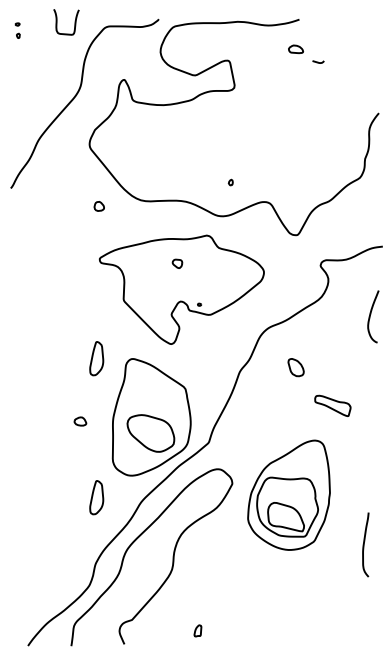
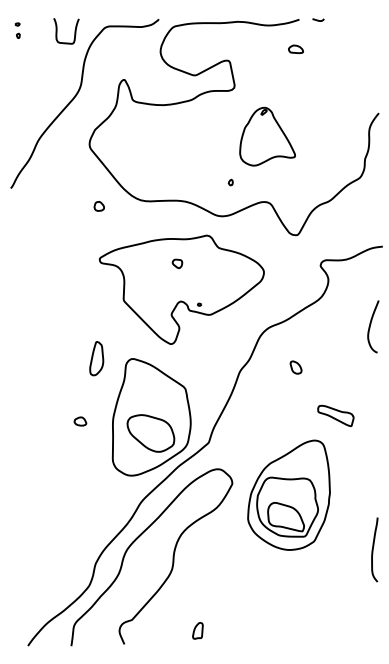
curve position: (74, 22) -> (74, 31) (74, 31)
curve position: (318, 61) -> (318, 19) (318, 19)
part: none -> present (267, 136)
curve position: (371, 314) -> (371, 324) (371, 324)
part size: 18x20 px -> 14x15 px (295, 367)
part position: (332, 405) -> (335, 415) (335, 415)
part: present -> none (96, 497)
curve position: (364, 544) -> (373, 549) (373, 549)
part size: 10x14 px -> 12x18 px (197, 630)
